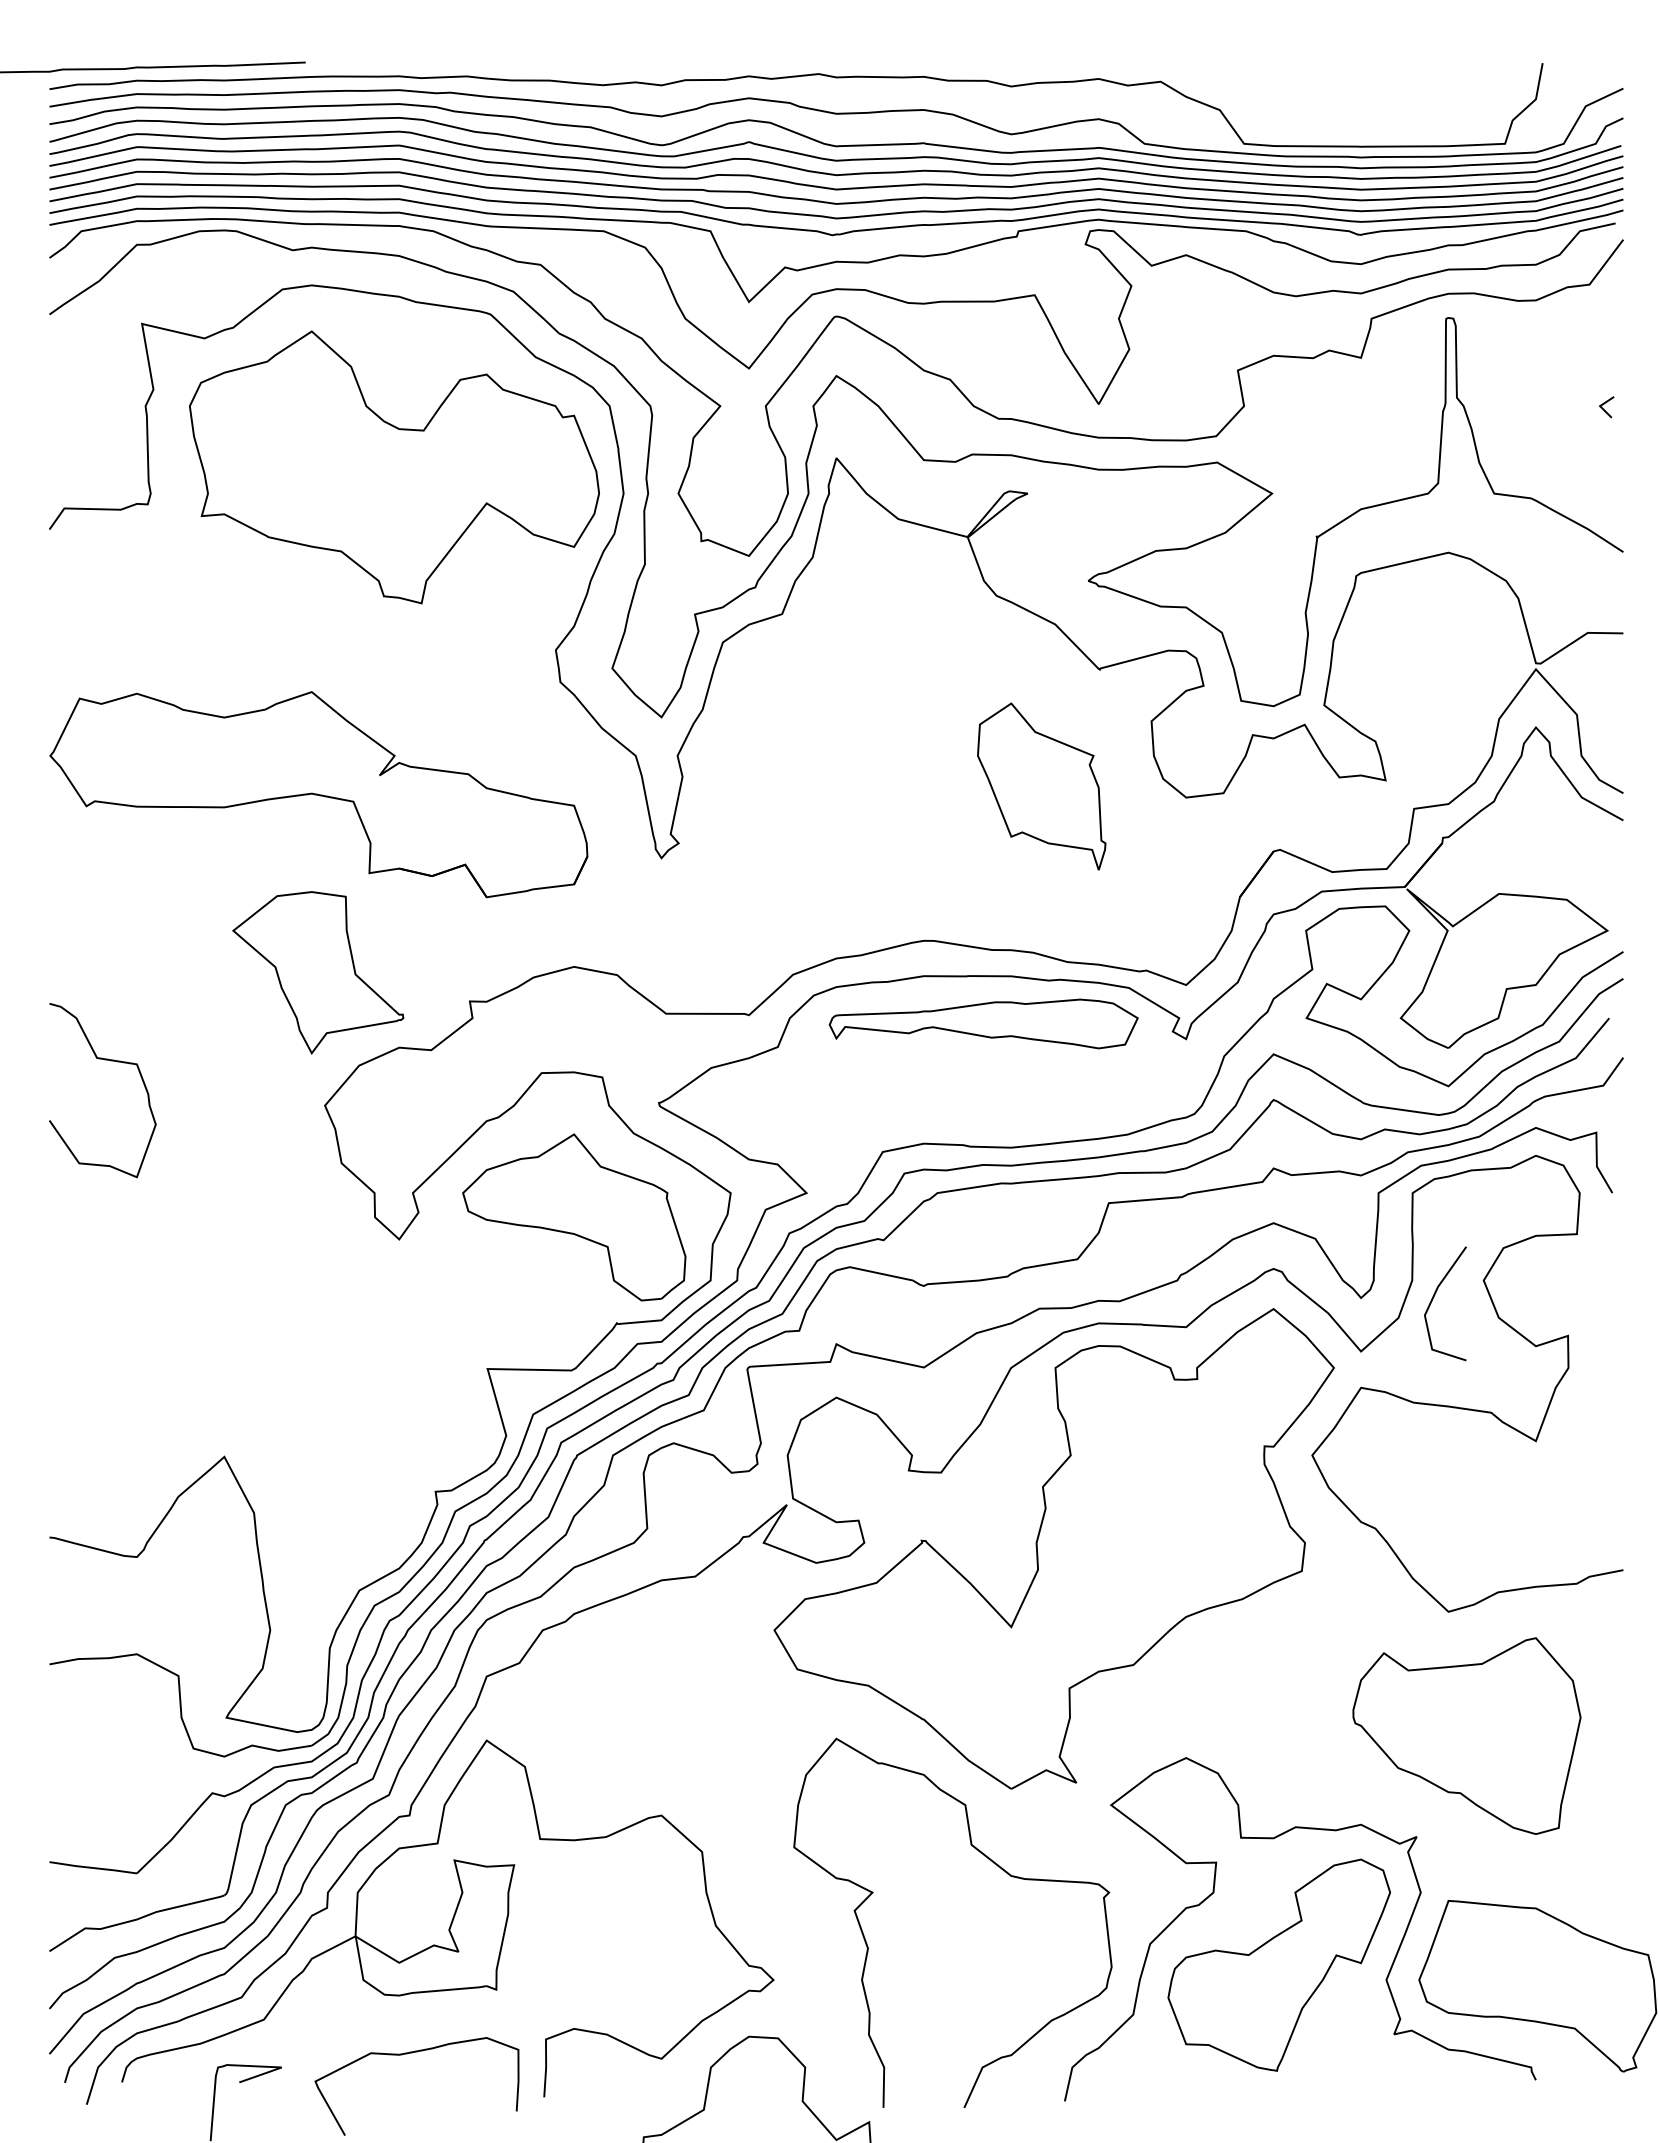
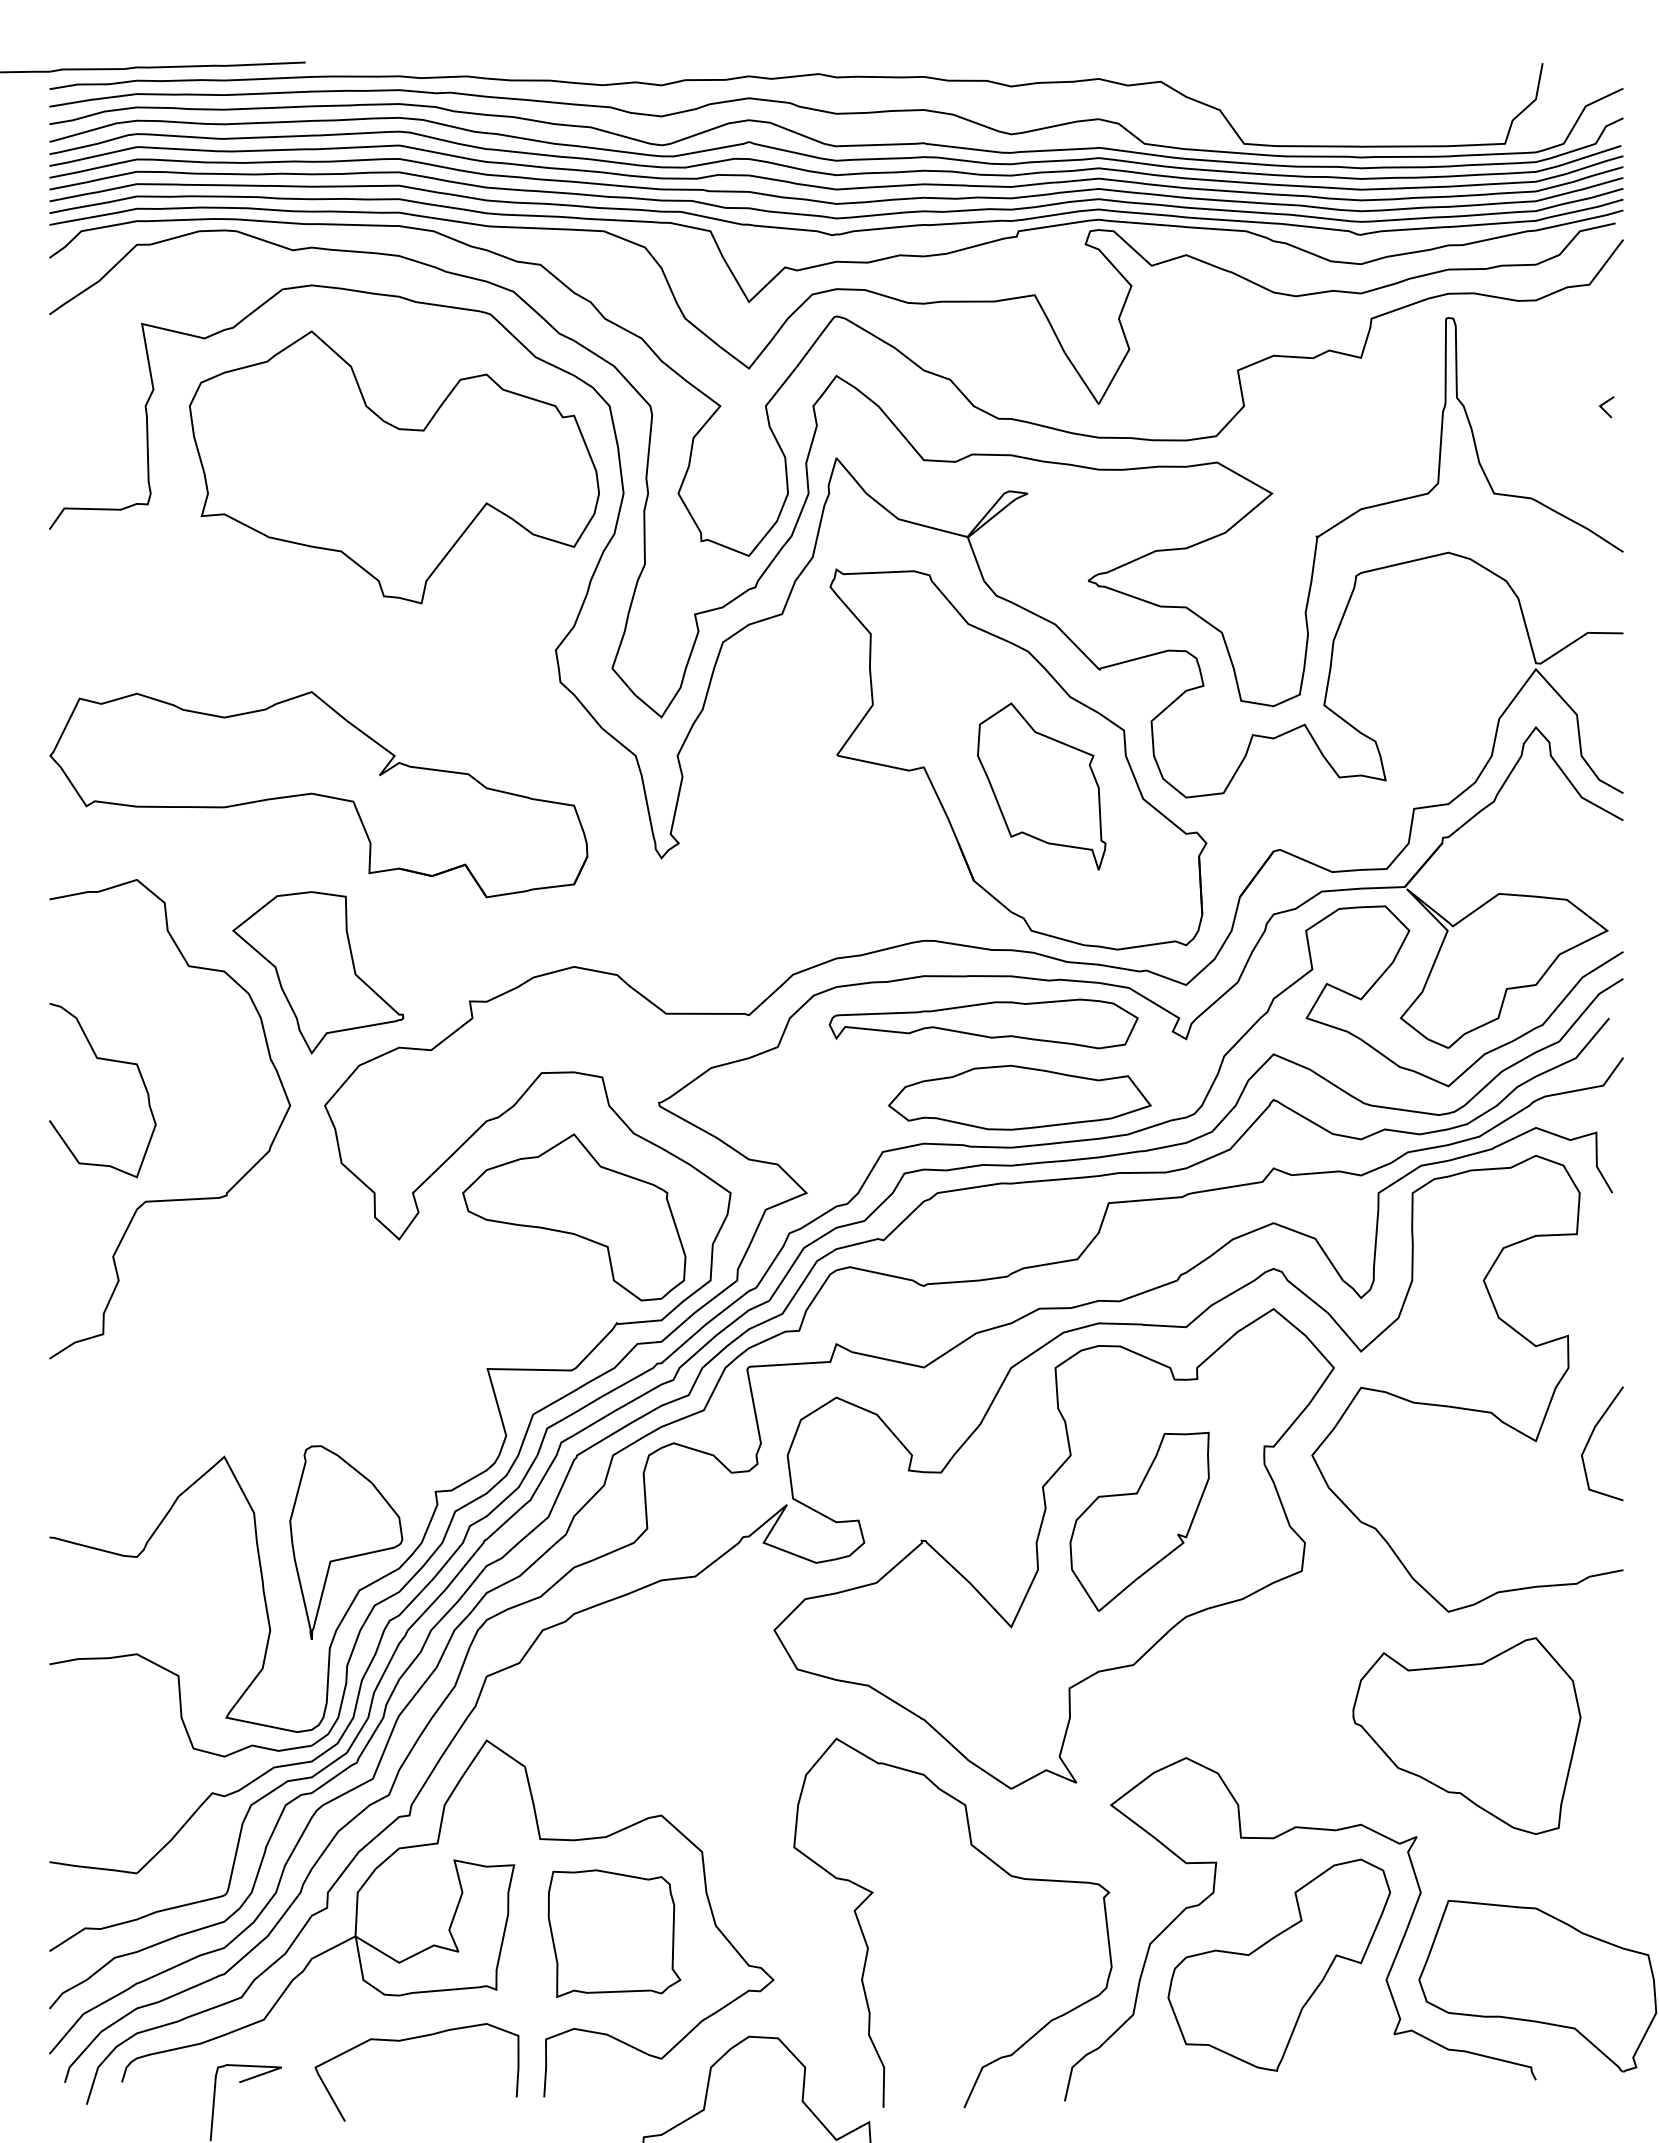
part: none -> present (1018, 759)
part: none -> present (1019, 1097)
curve: none -> present (182, 1198)
line position: (1434, 1297) -> (1591, 1437) (1591, 1437)
part: none -> present (1139, 1521)
part: none -> present (346, 1542)
part: none -> present (614, 1933)
curve position: (412, 2053) -> (412, 2039) (412, 2039)
